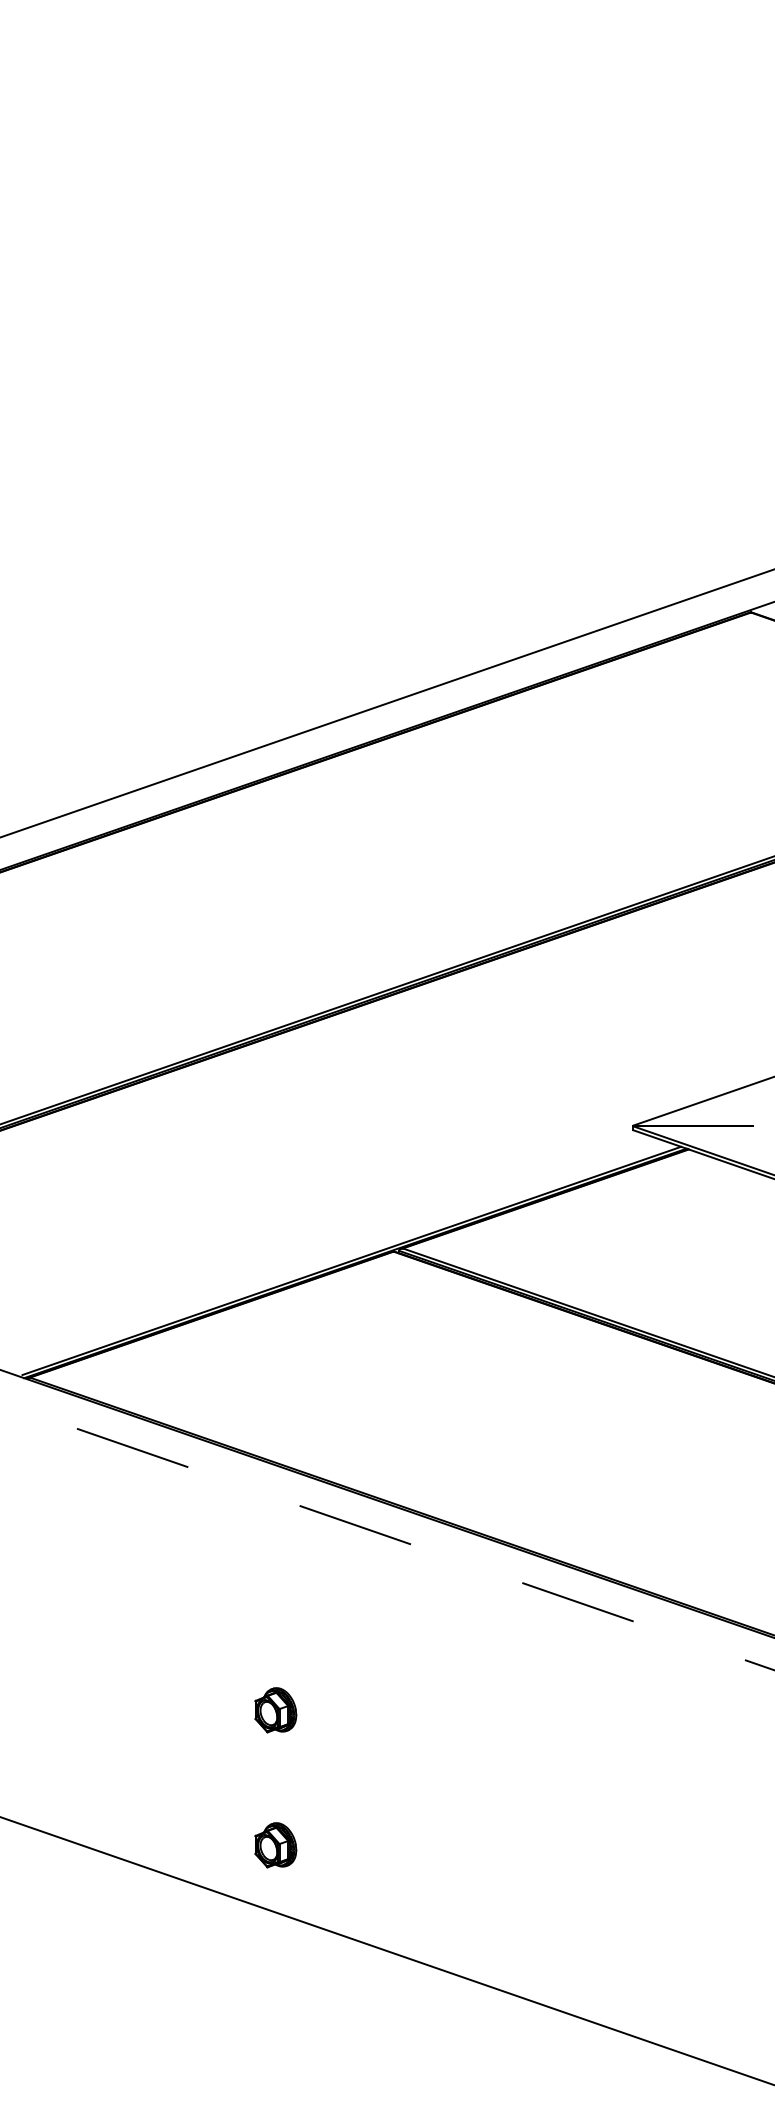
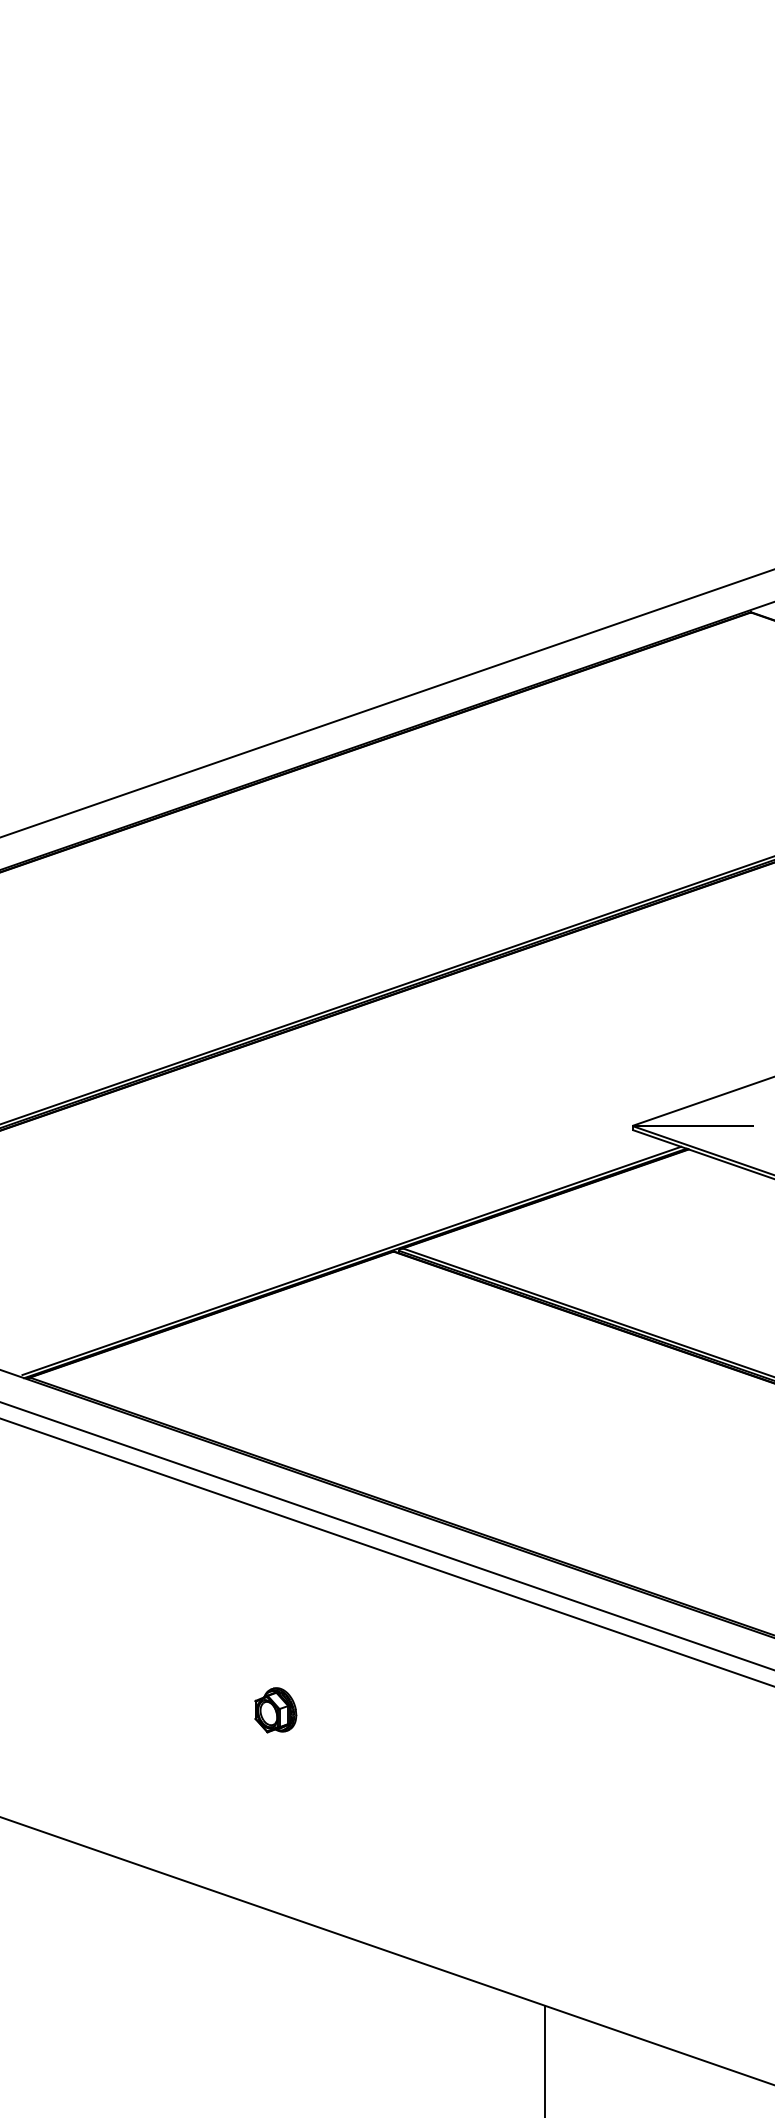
line: dashed -> solid (386, 1536)
line: none -> present (386, 1552)
part: present -> none (275, 1845)
line: none -> present (544, 2059)
